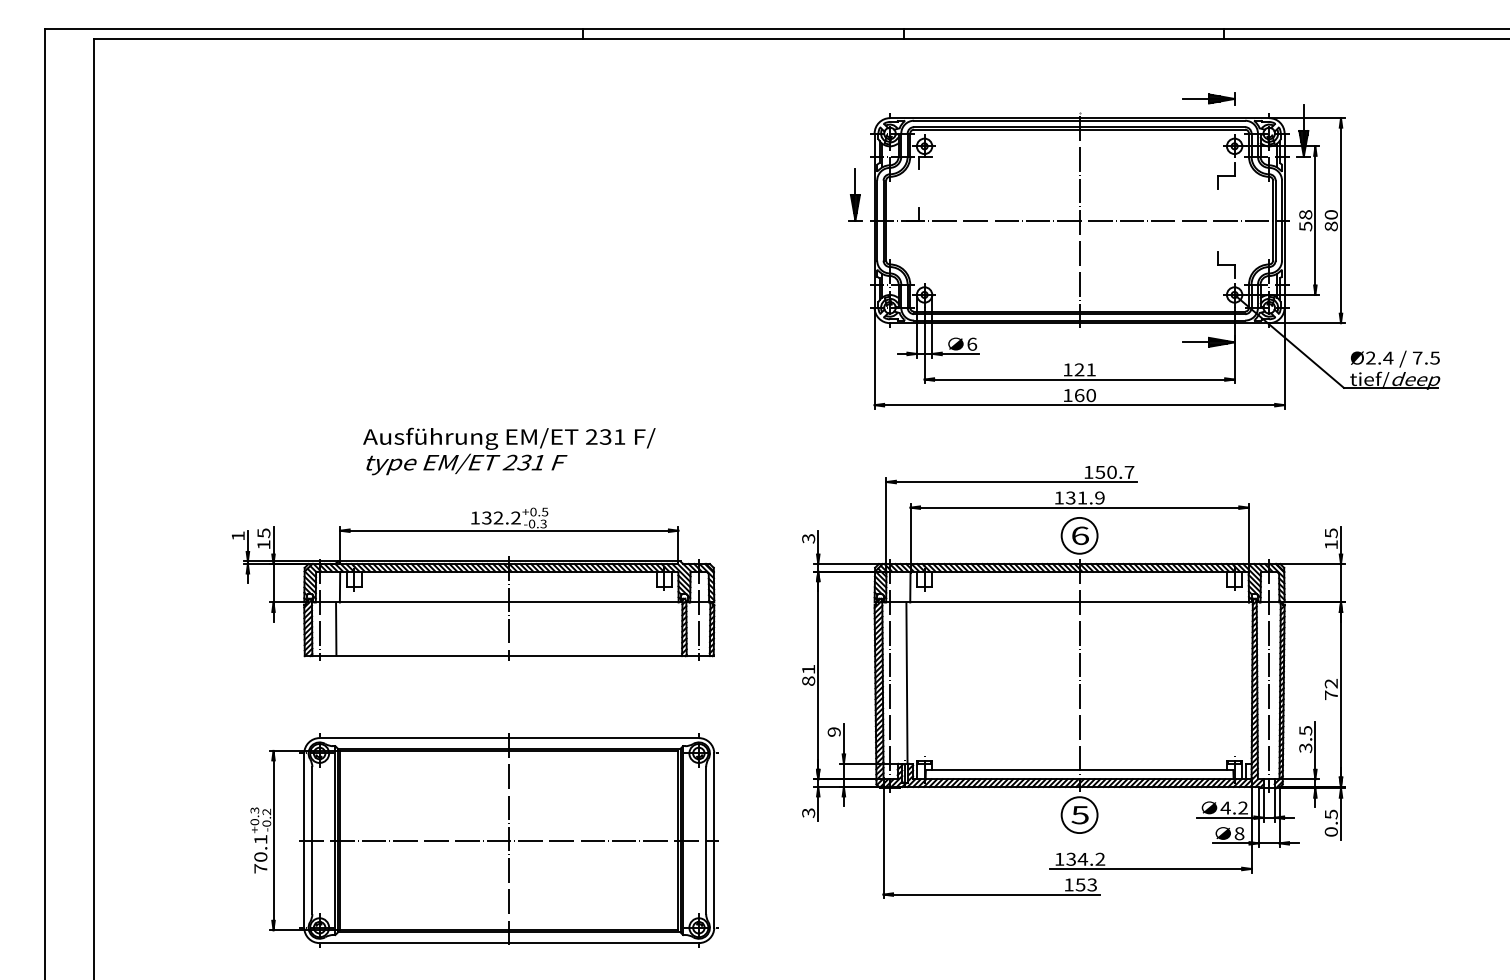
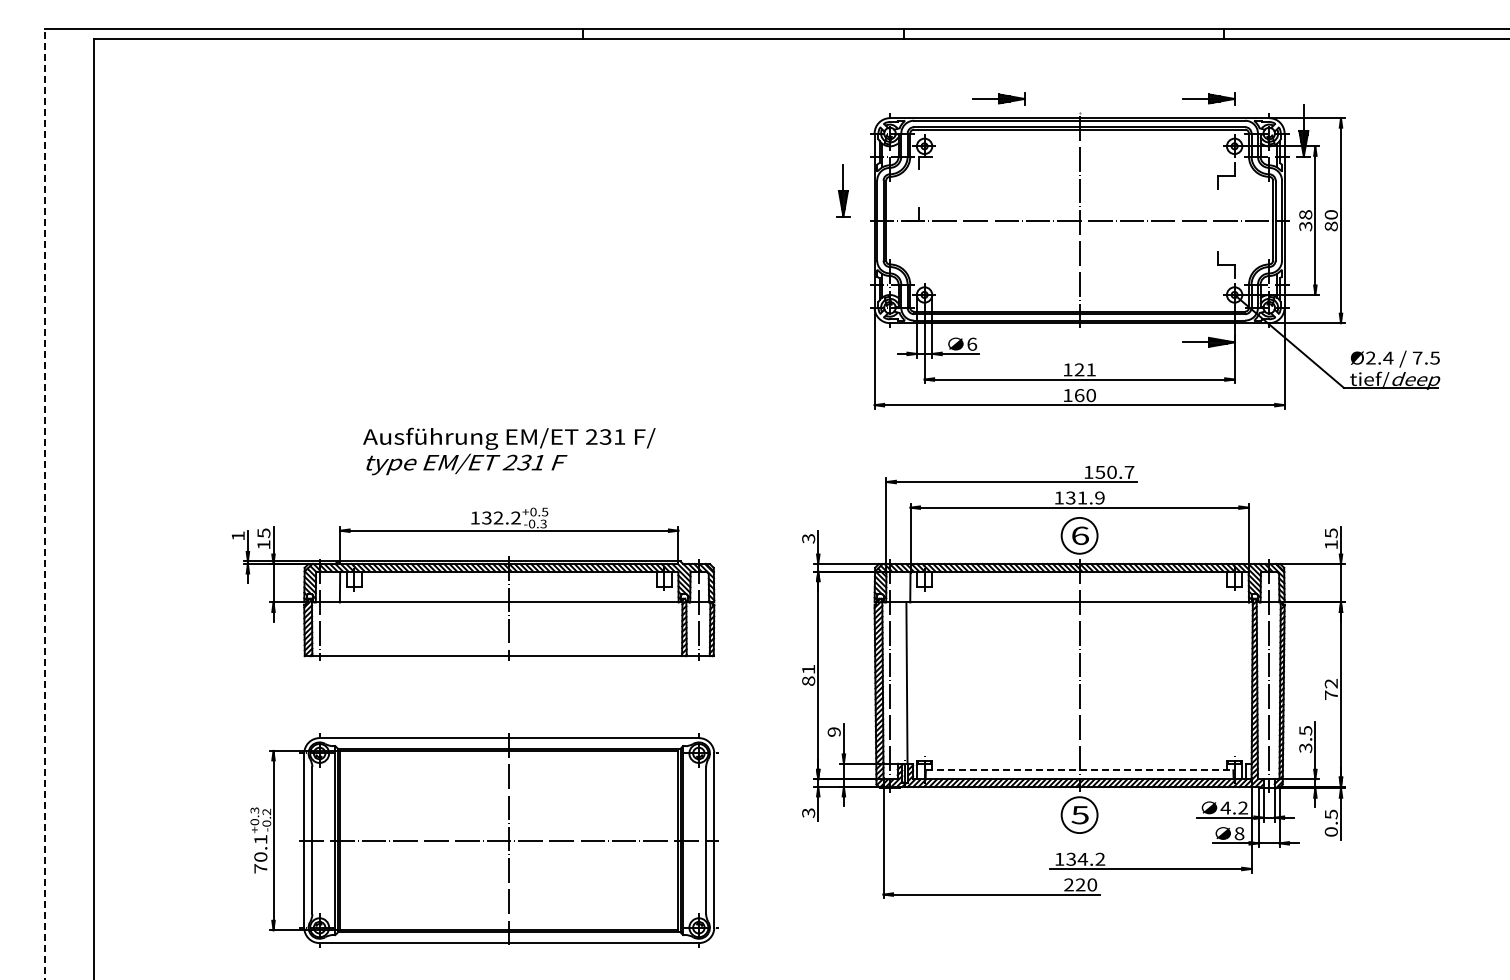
part: none -> present (998, 98)
part position: (855, 194) -> (843, 190) (843, 190)
text: 58 -> 38 (1305, 225)
line: solid -> dashed (45, 504)
line: present -> none (336, 628)
line: solid -> dashed (1079, 770)
text: 153 -> 220 (1080, 884)
